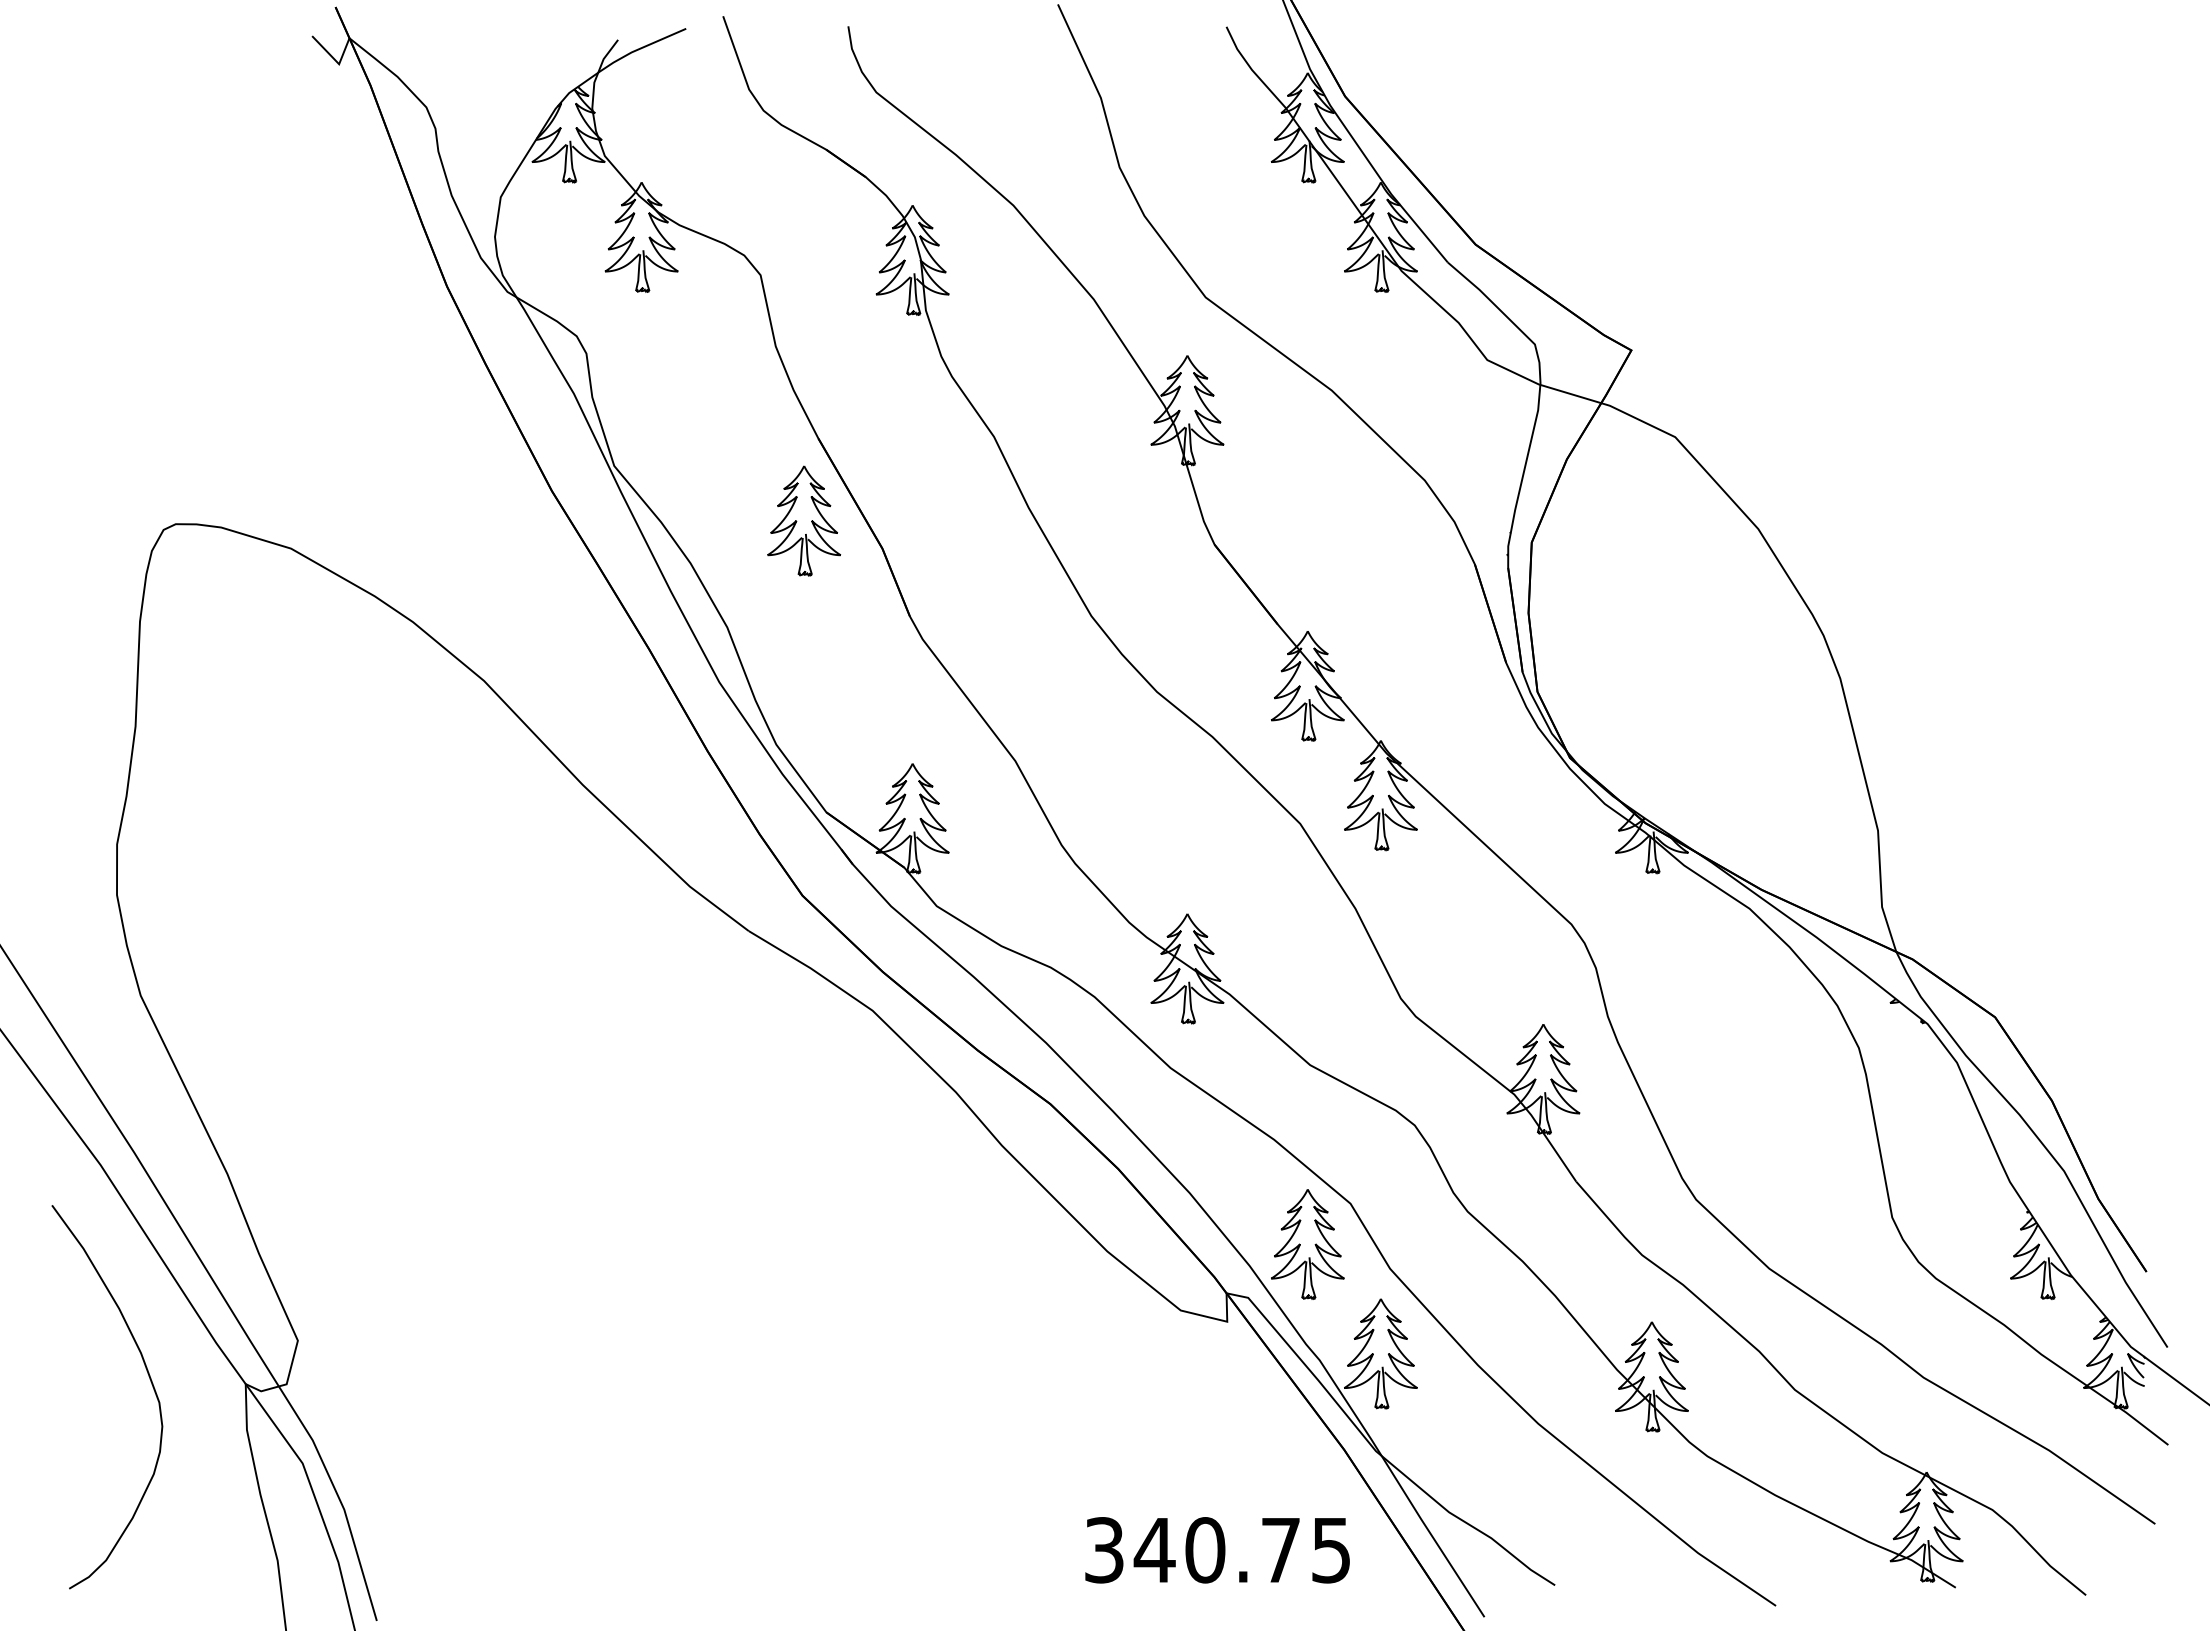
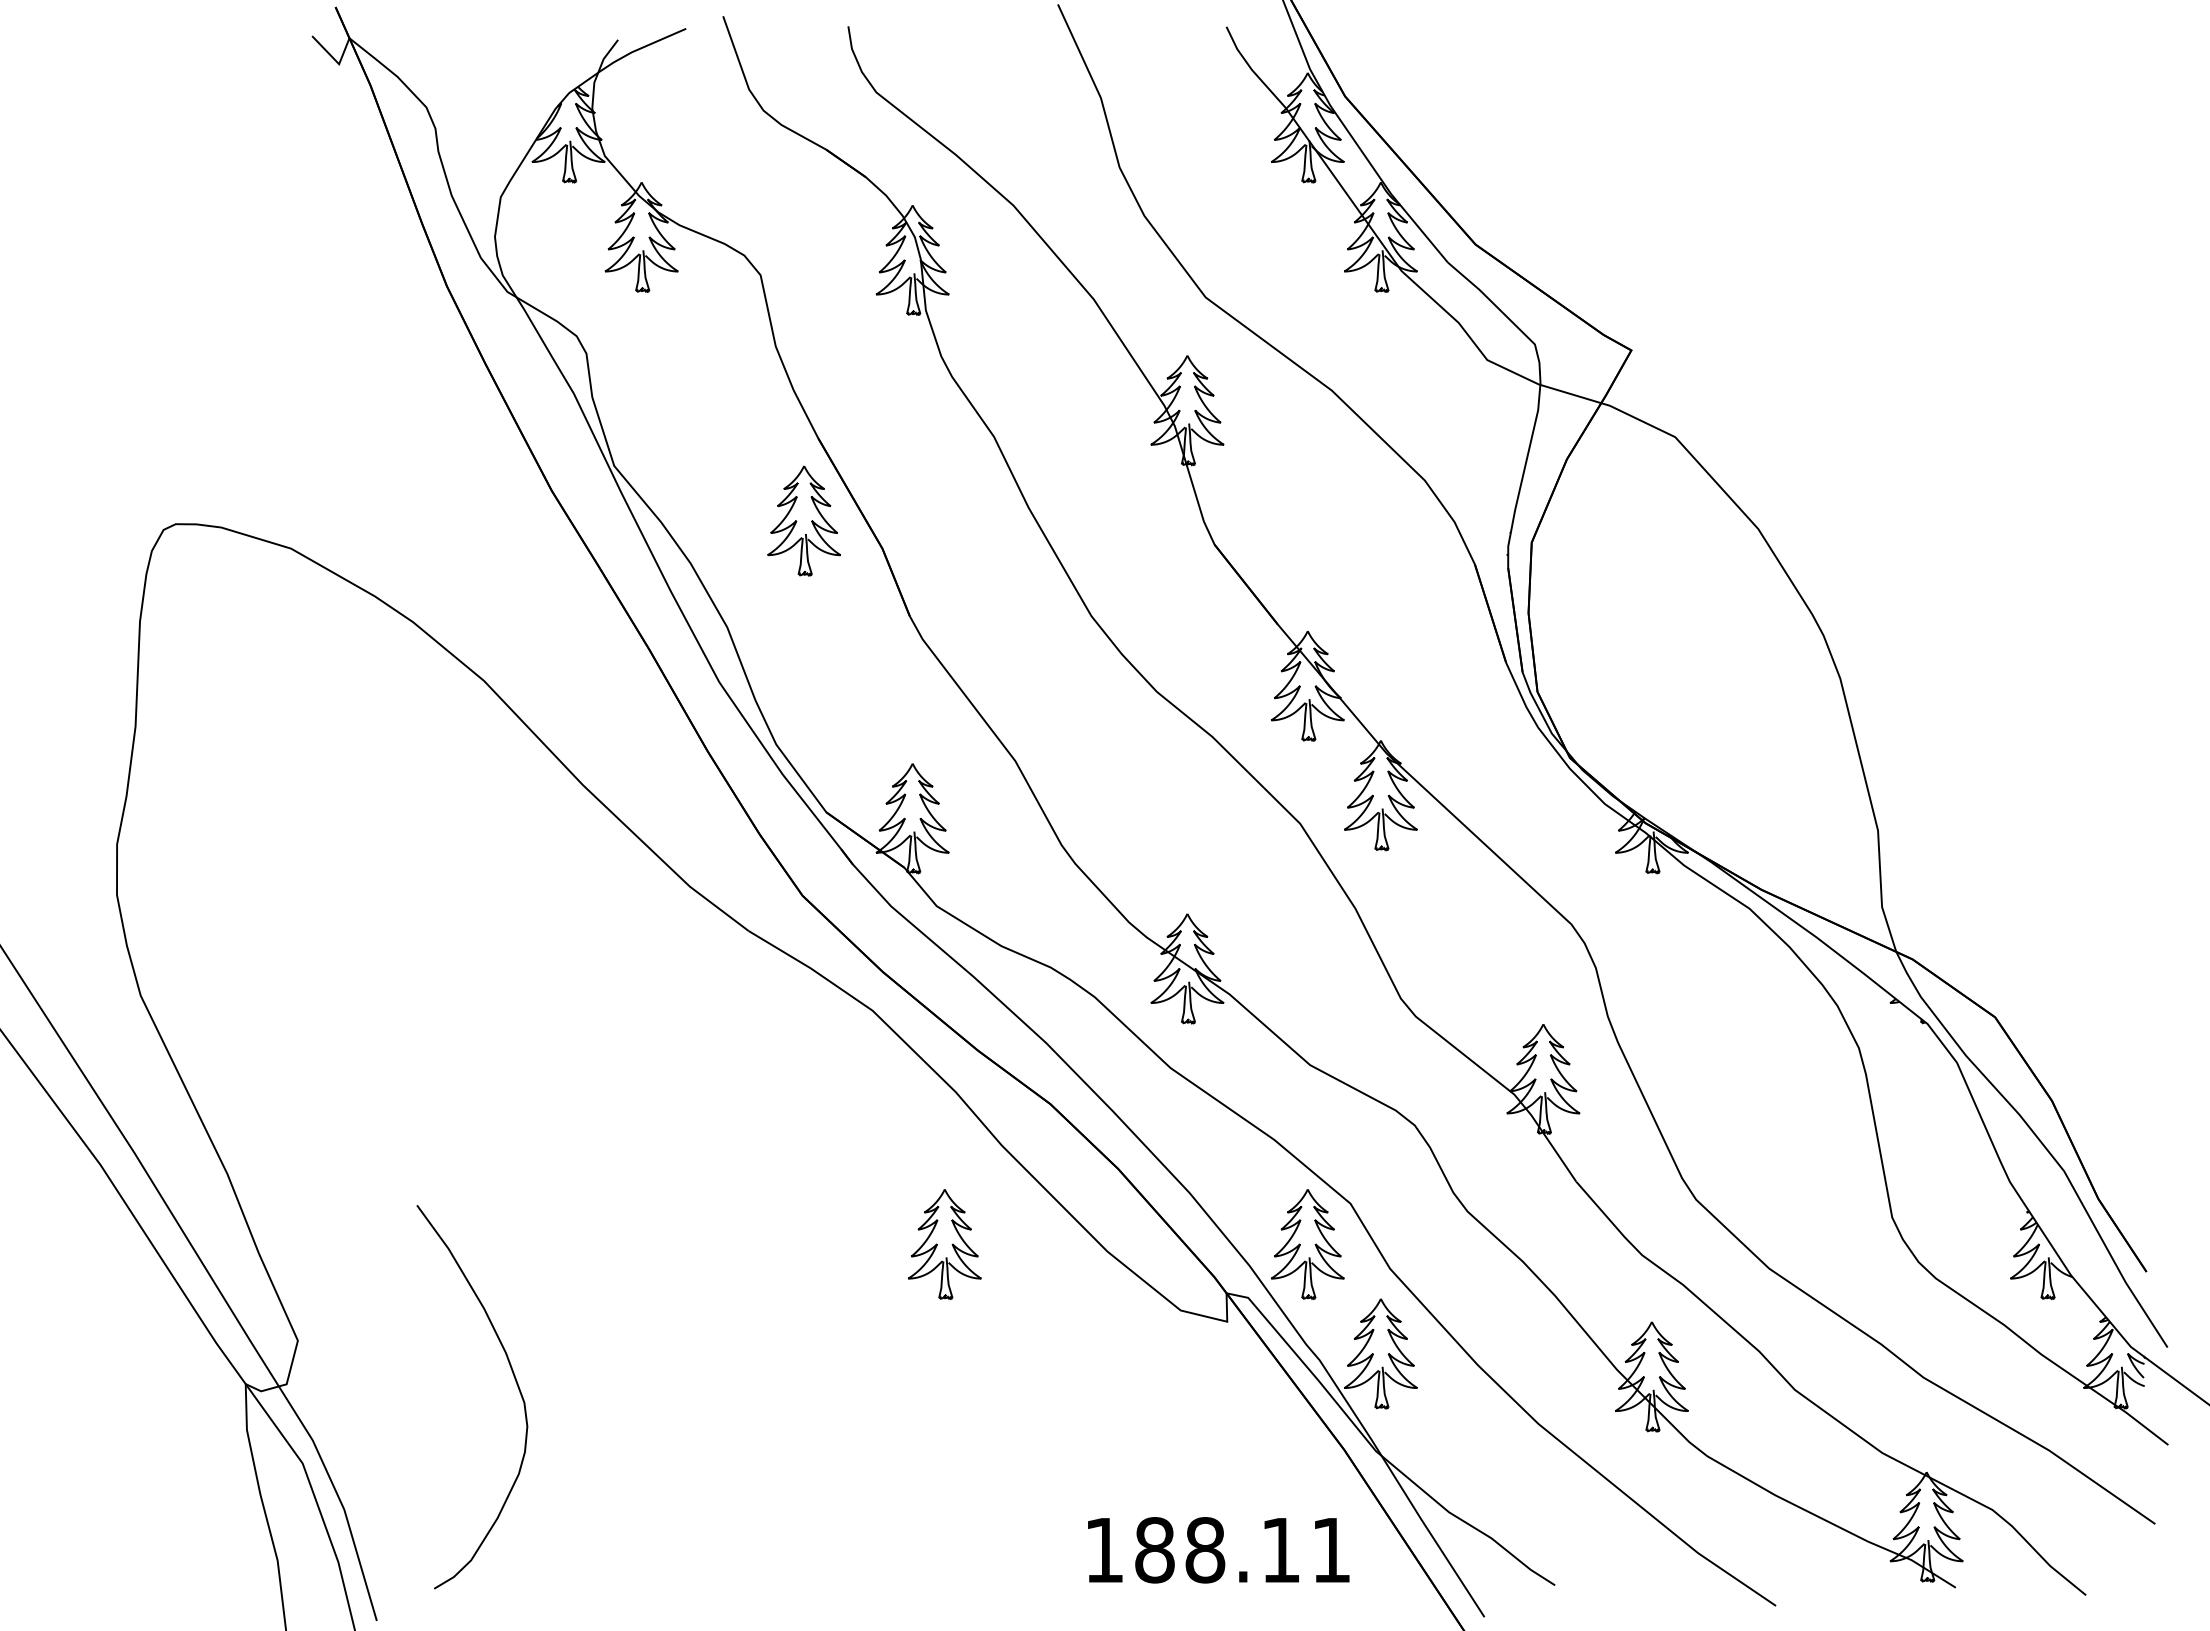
part: none -> present (944, 1244)
curve position: (150, 1382) -> (515, 1382) (515, 1382)
text: 340.75 -> 188.11 (1217, 1550)
